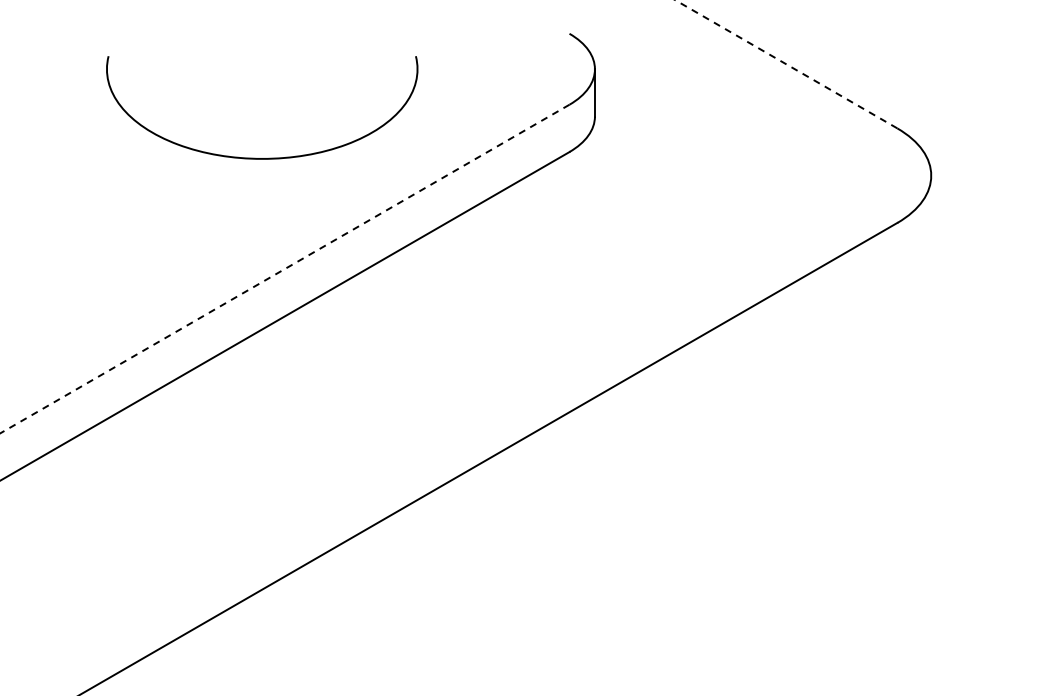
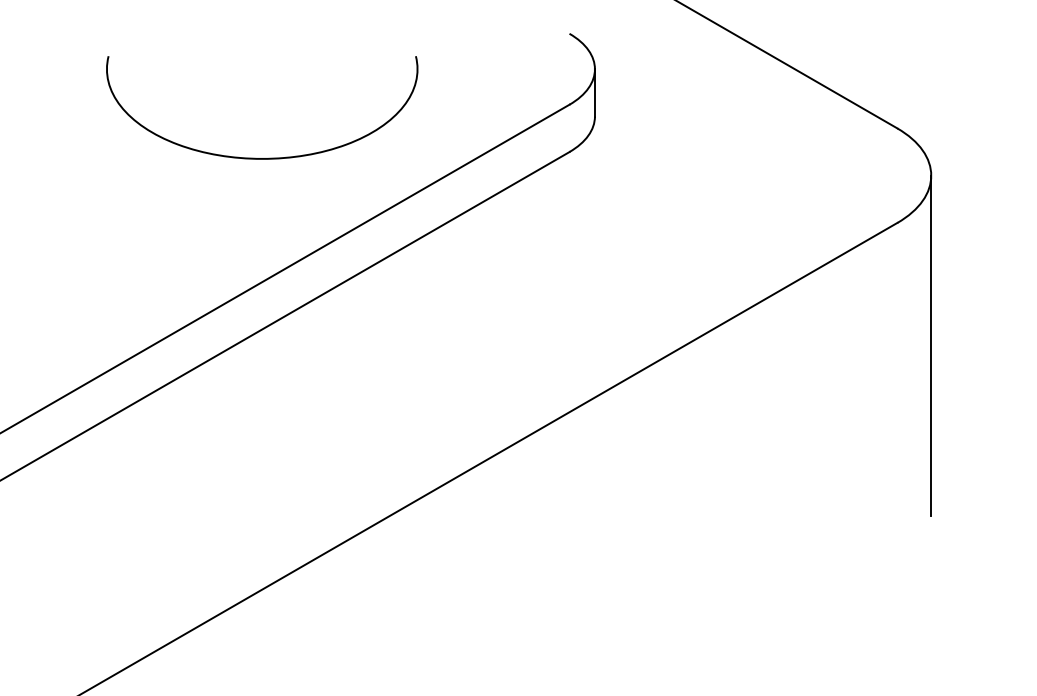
line: dashed -> solid (786, 64)
line: dashed -> solid (284, 269)
line: none -> present (931, 345)
